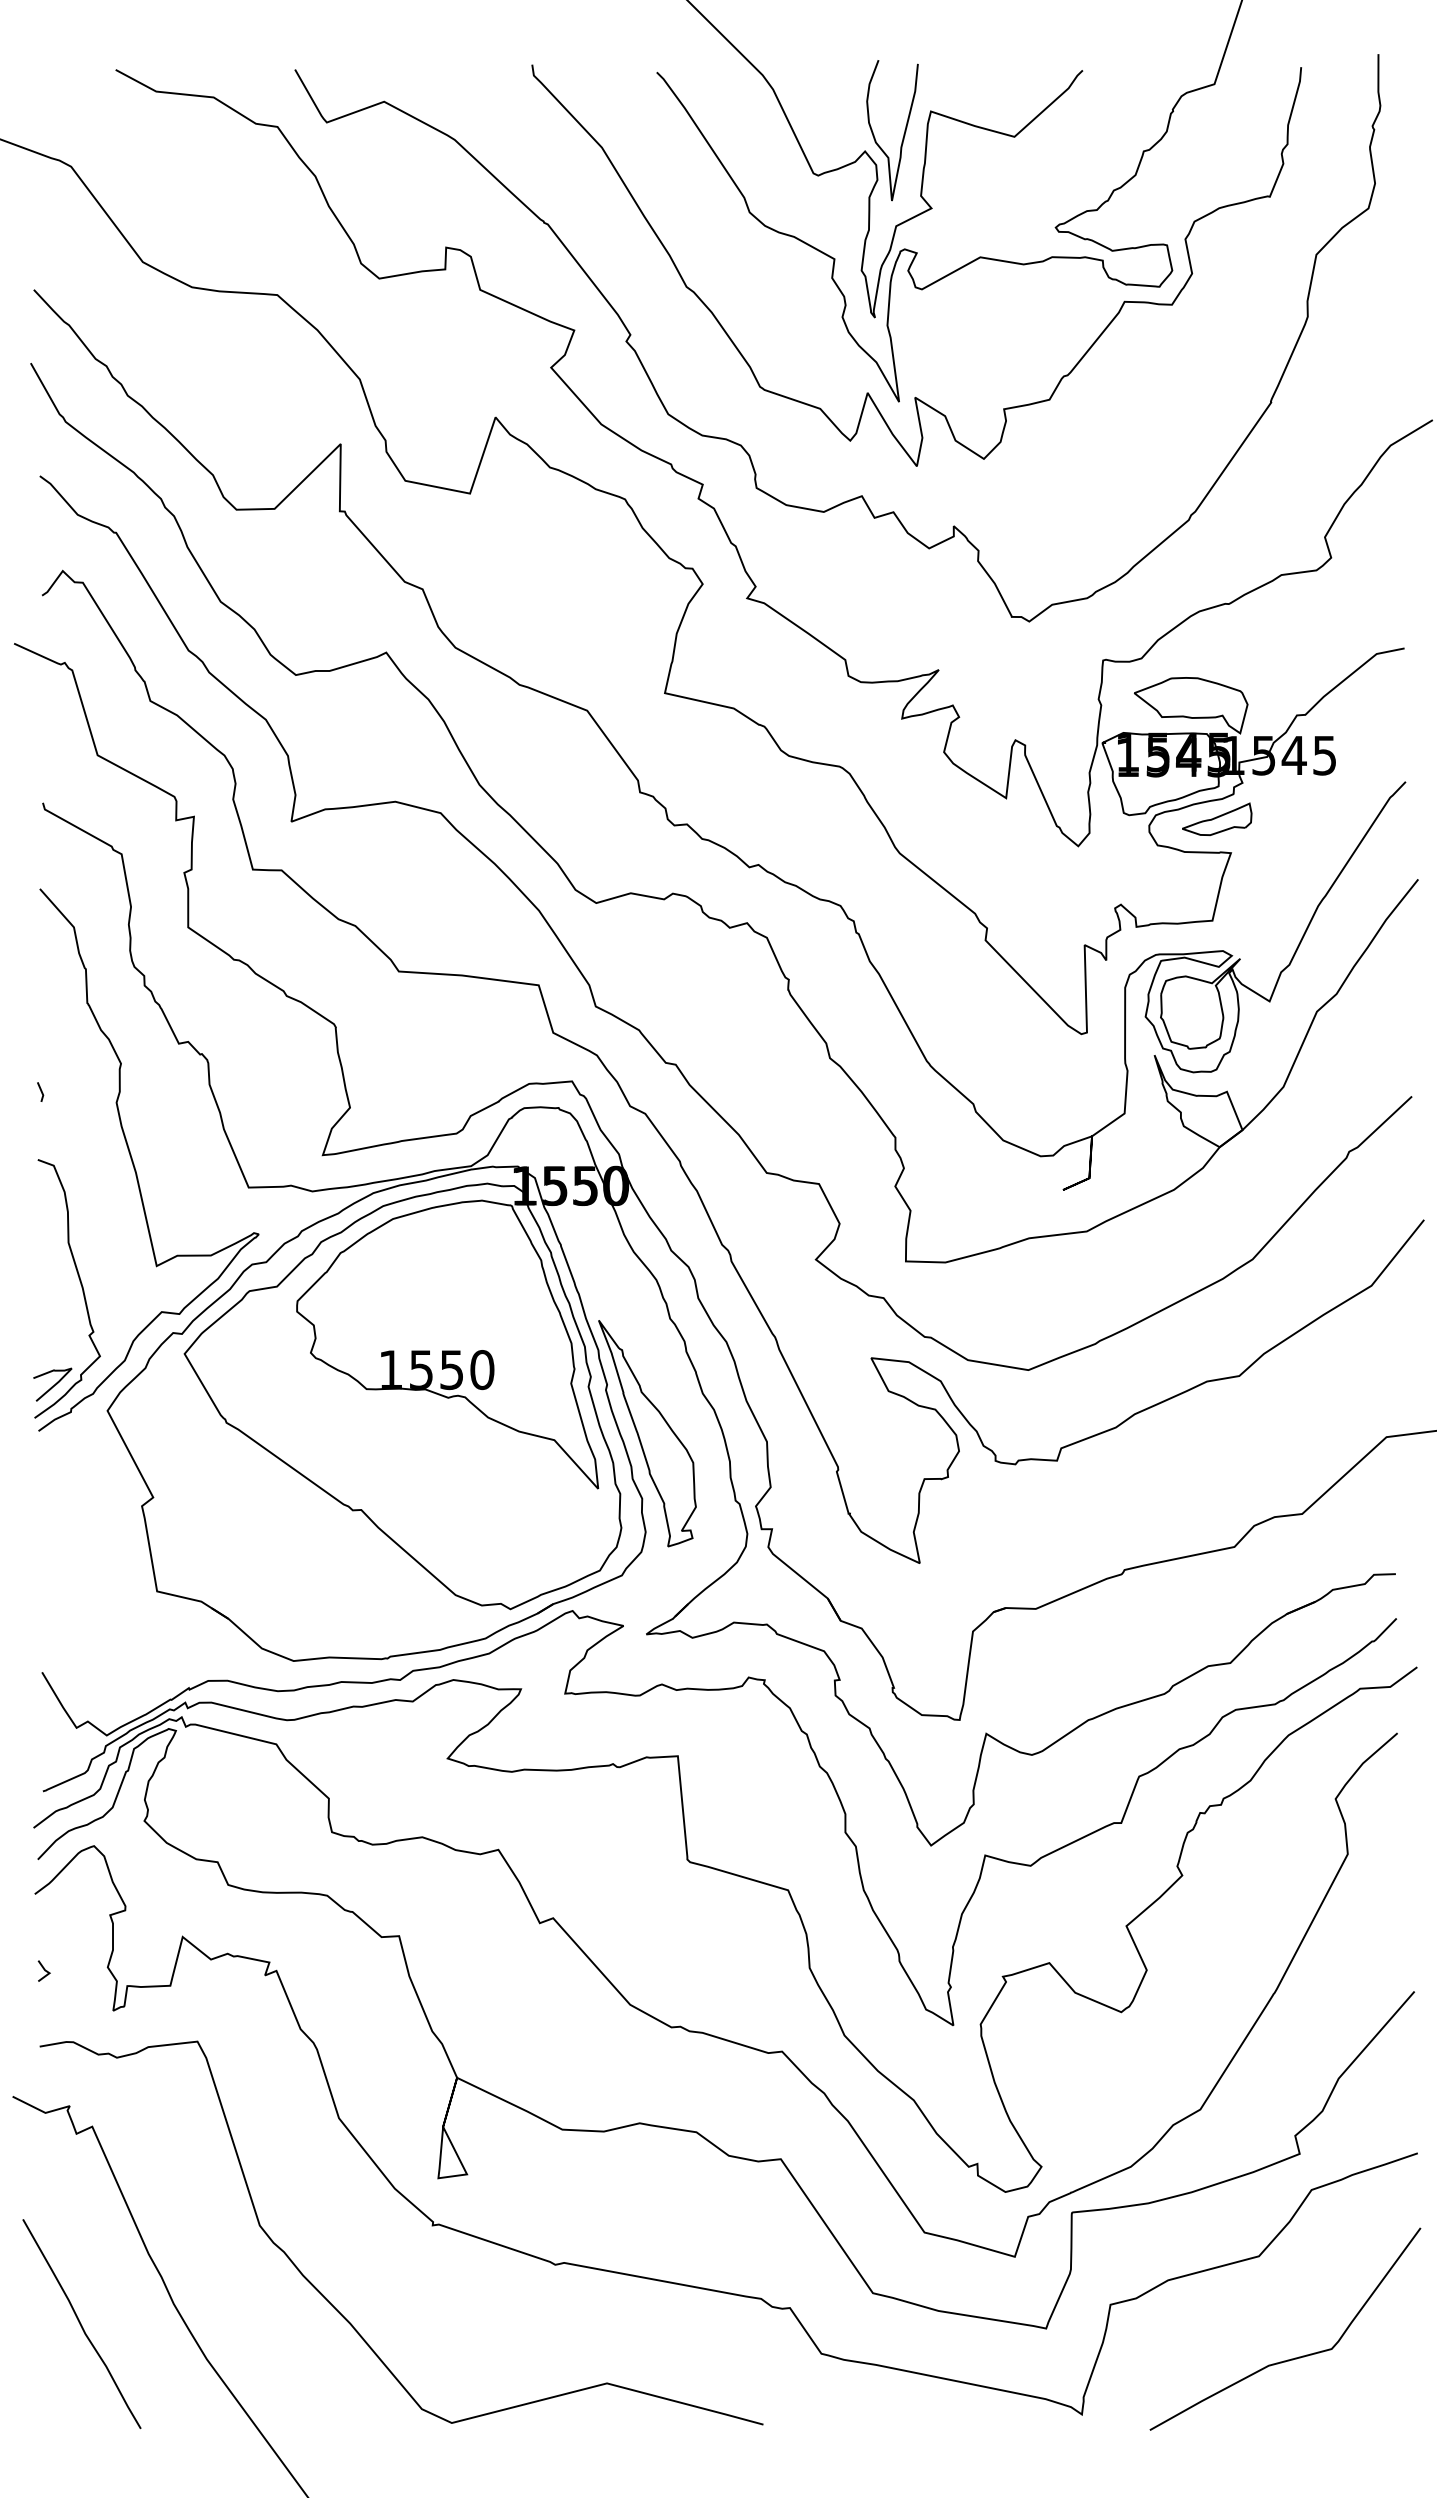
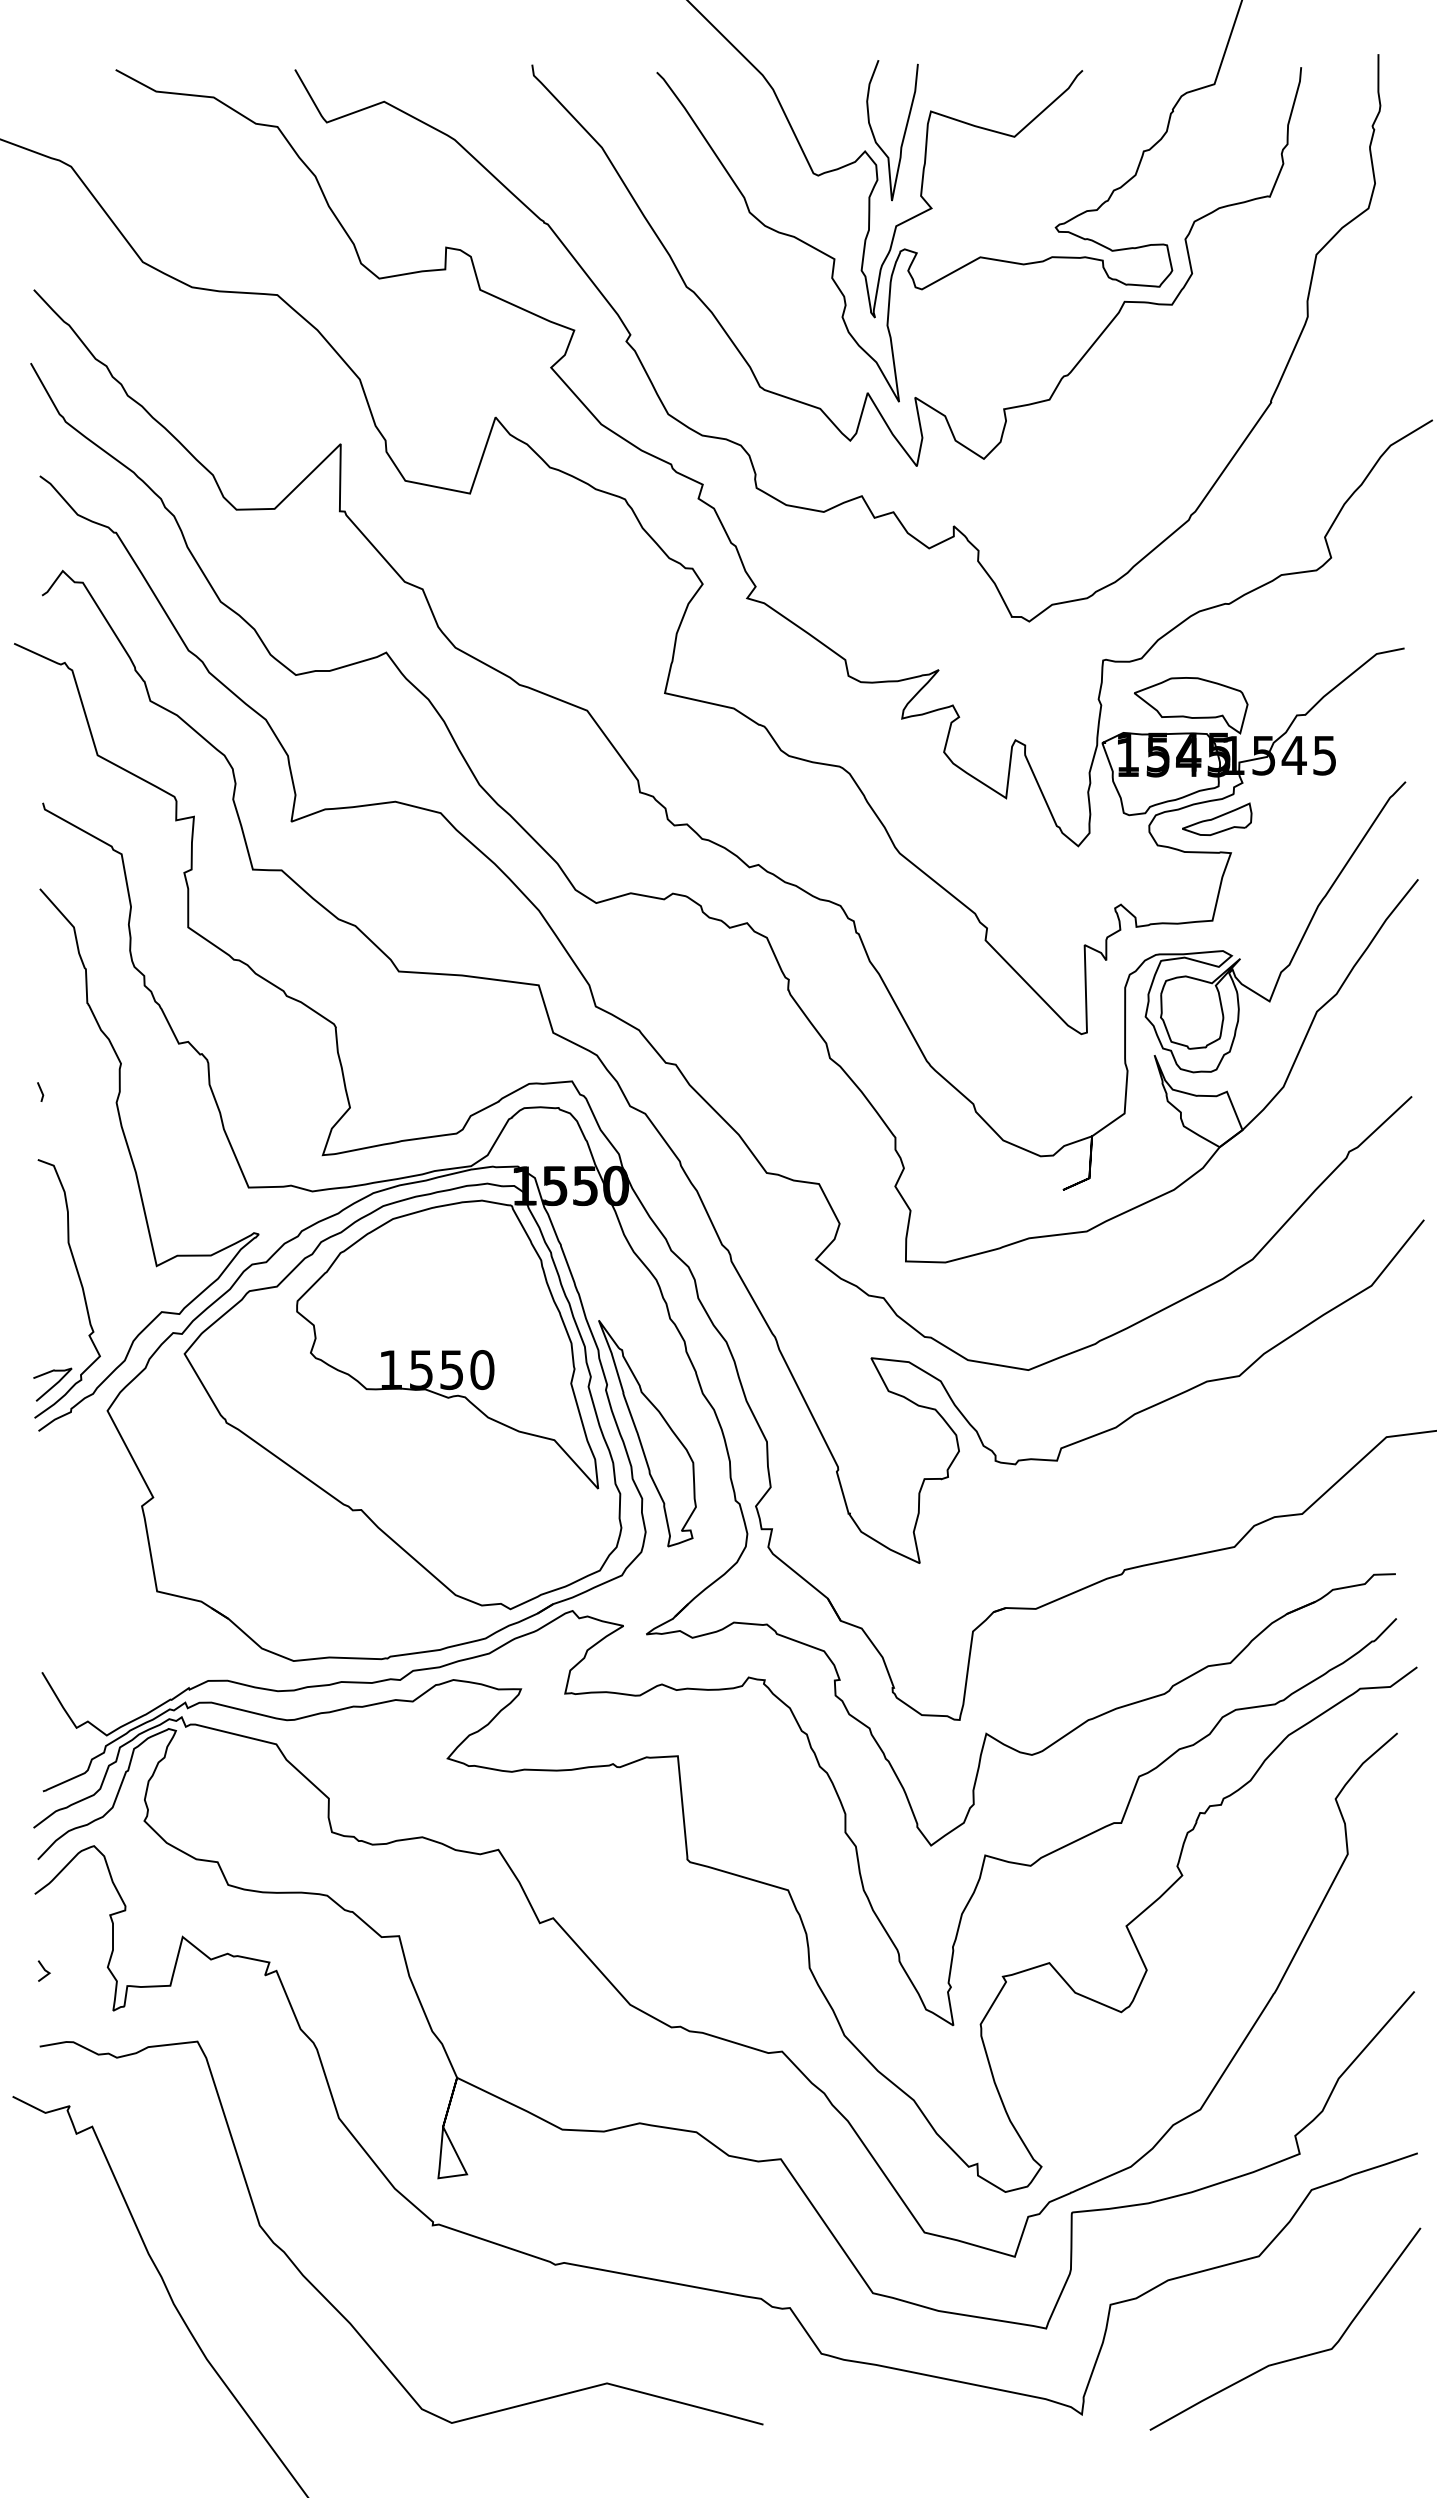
curve: present -> none (81, 2324)
